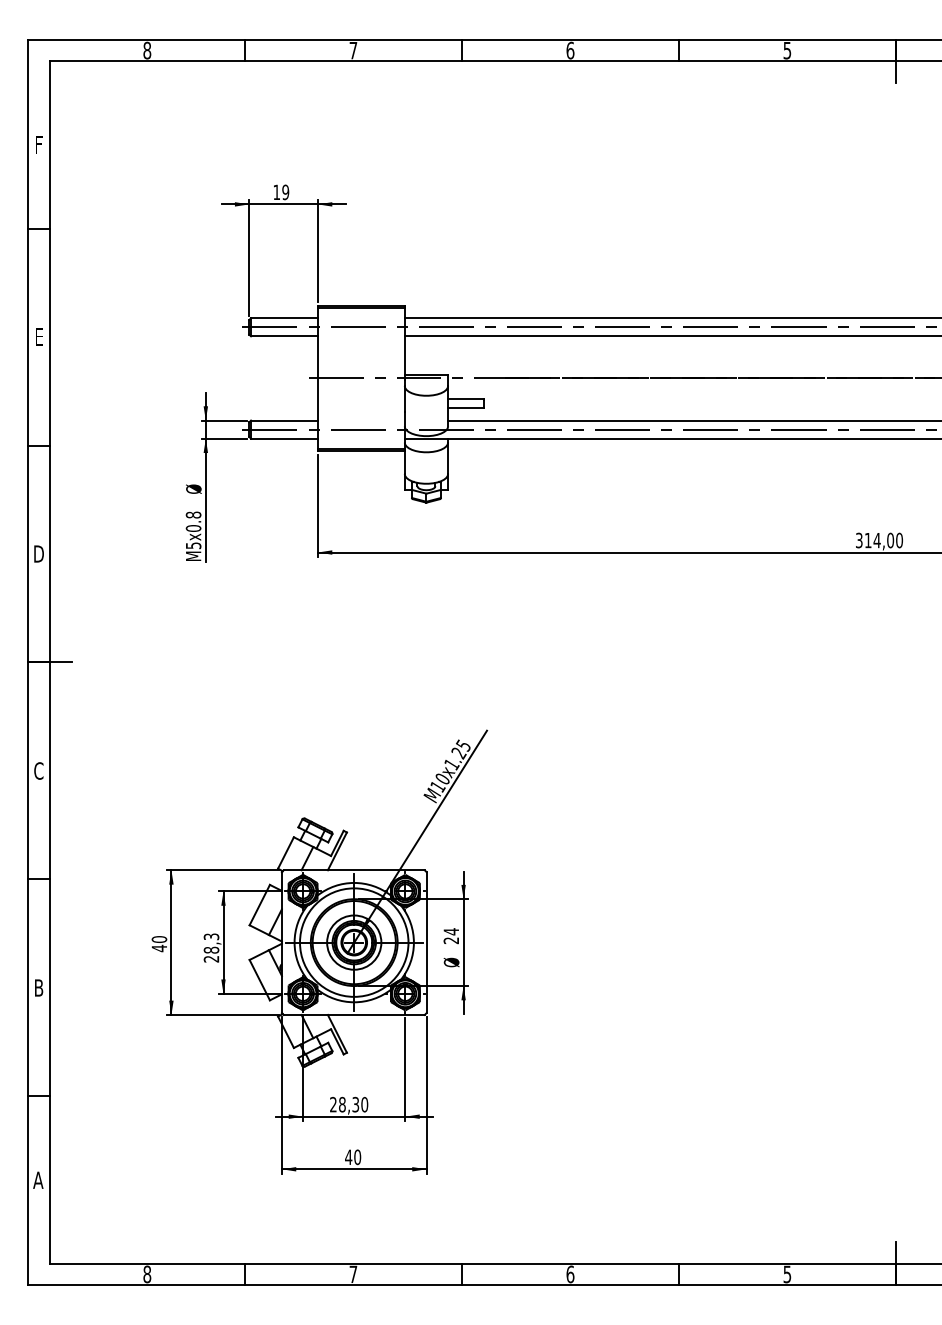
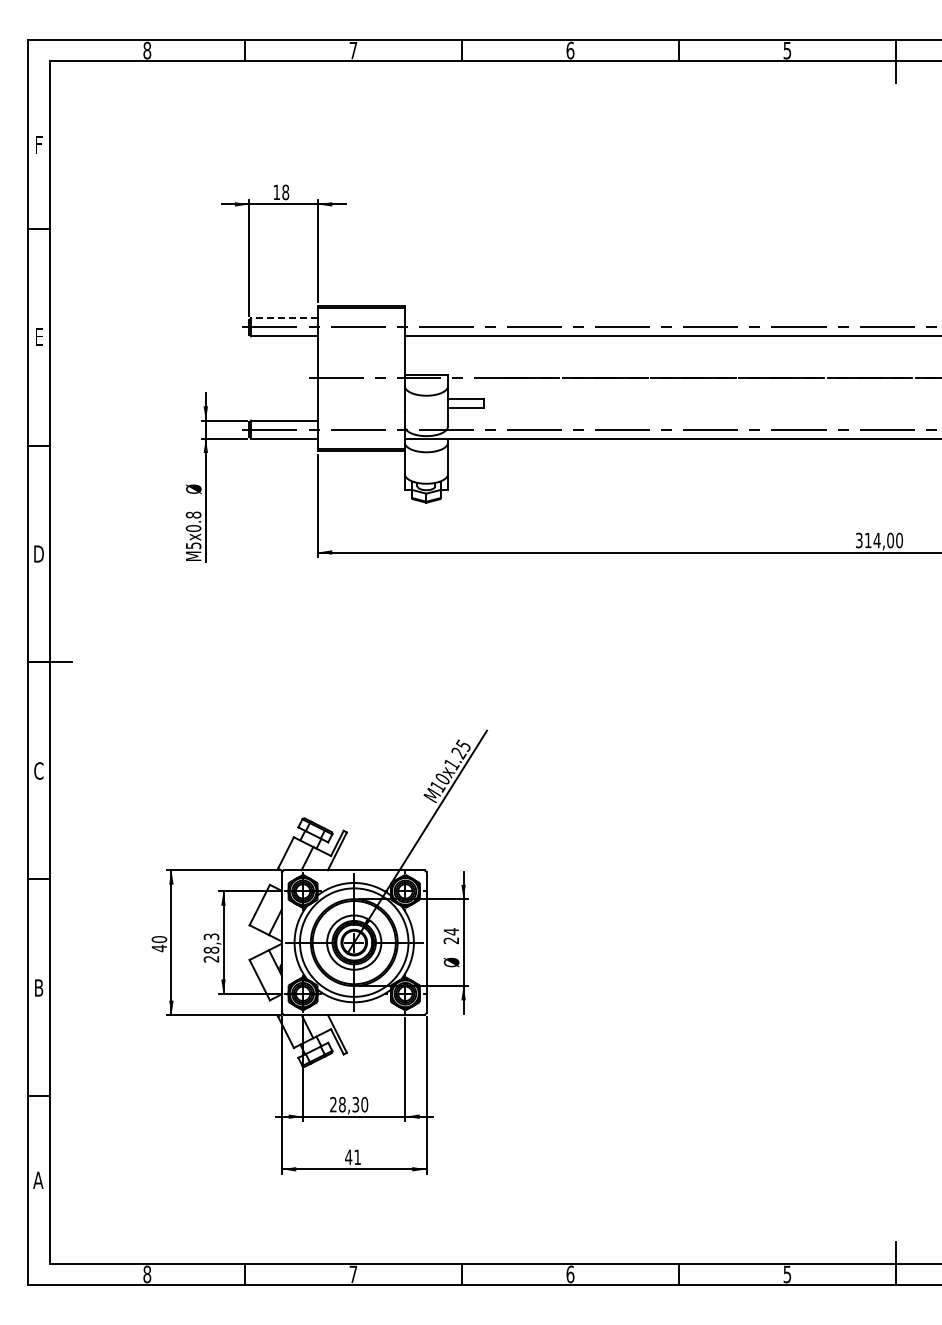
text: 19 -> 18 (285, 192)
line: solid -> dashed (284, 318)
line: present -> none (671, 318)
line: present -> none (693, 420)
text: 40 -> 41 (357, 1157)
